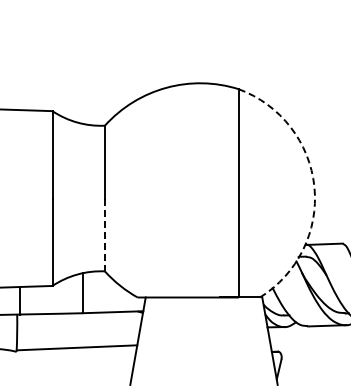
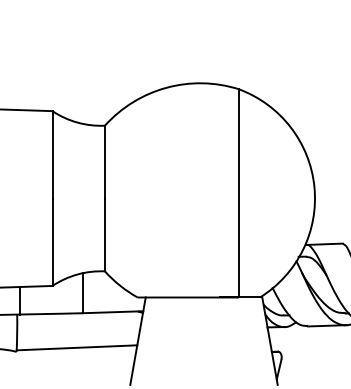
arc: dashed -> solid (314, 186)
line: dashed -> solid (104, 235)
